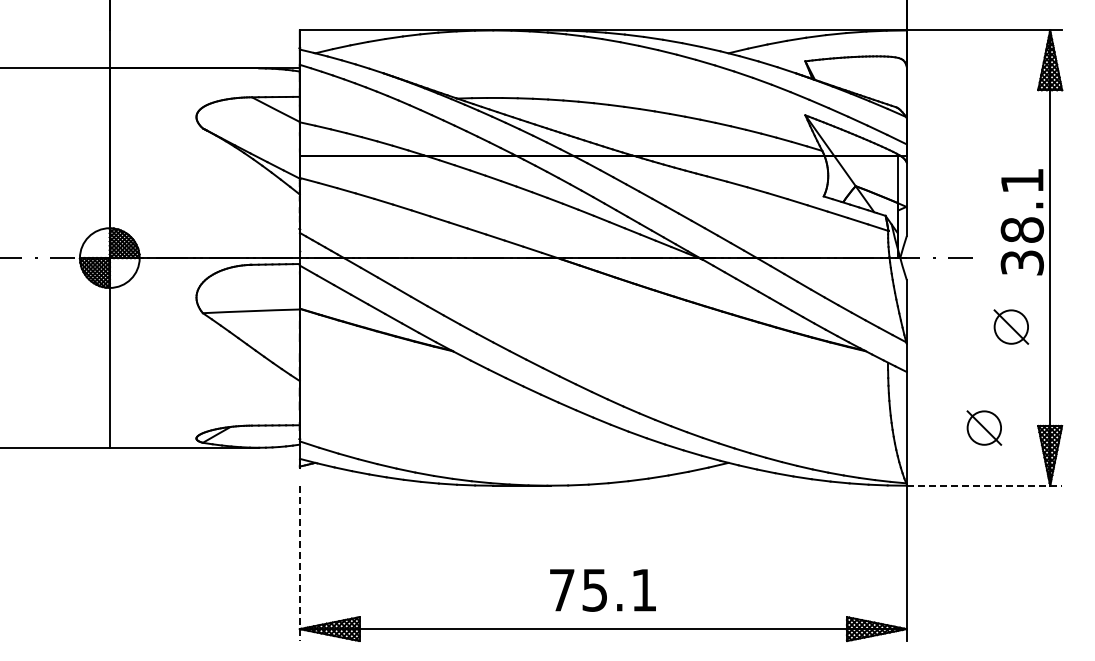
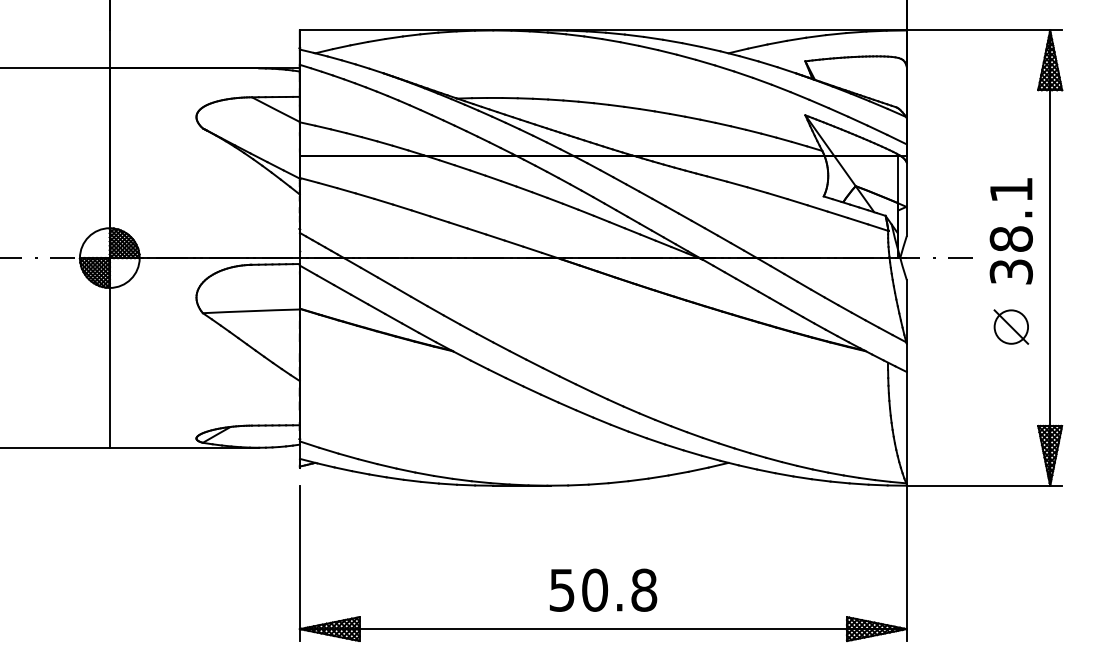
text position: (1021, 222) -> (1010, 231) (1010, 231)
part: present -> none (984, 427)
line: dashed -> solid (984, 485)
line: dashed -> solid (299, 563)
text: 75.1 -> 50.8 (603, 589)
